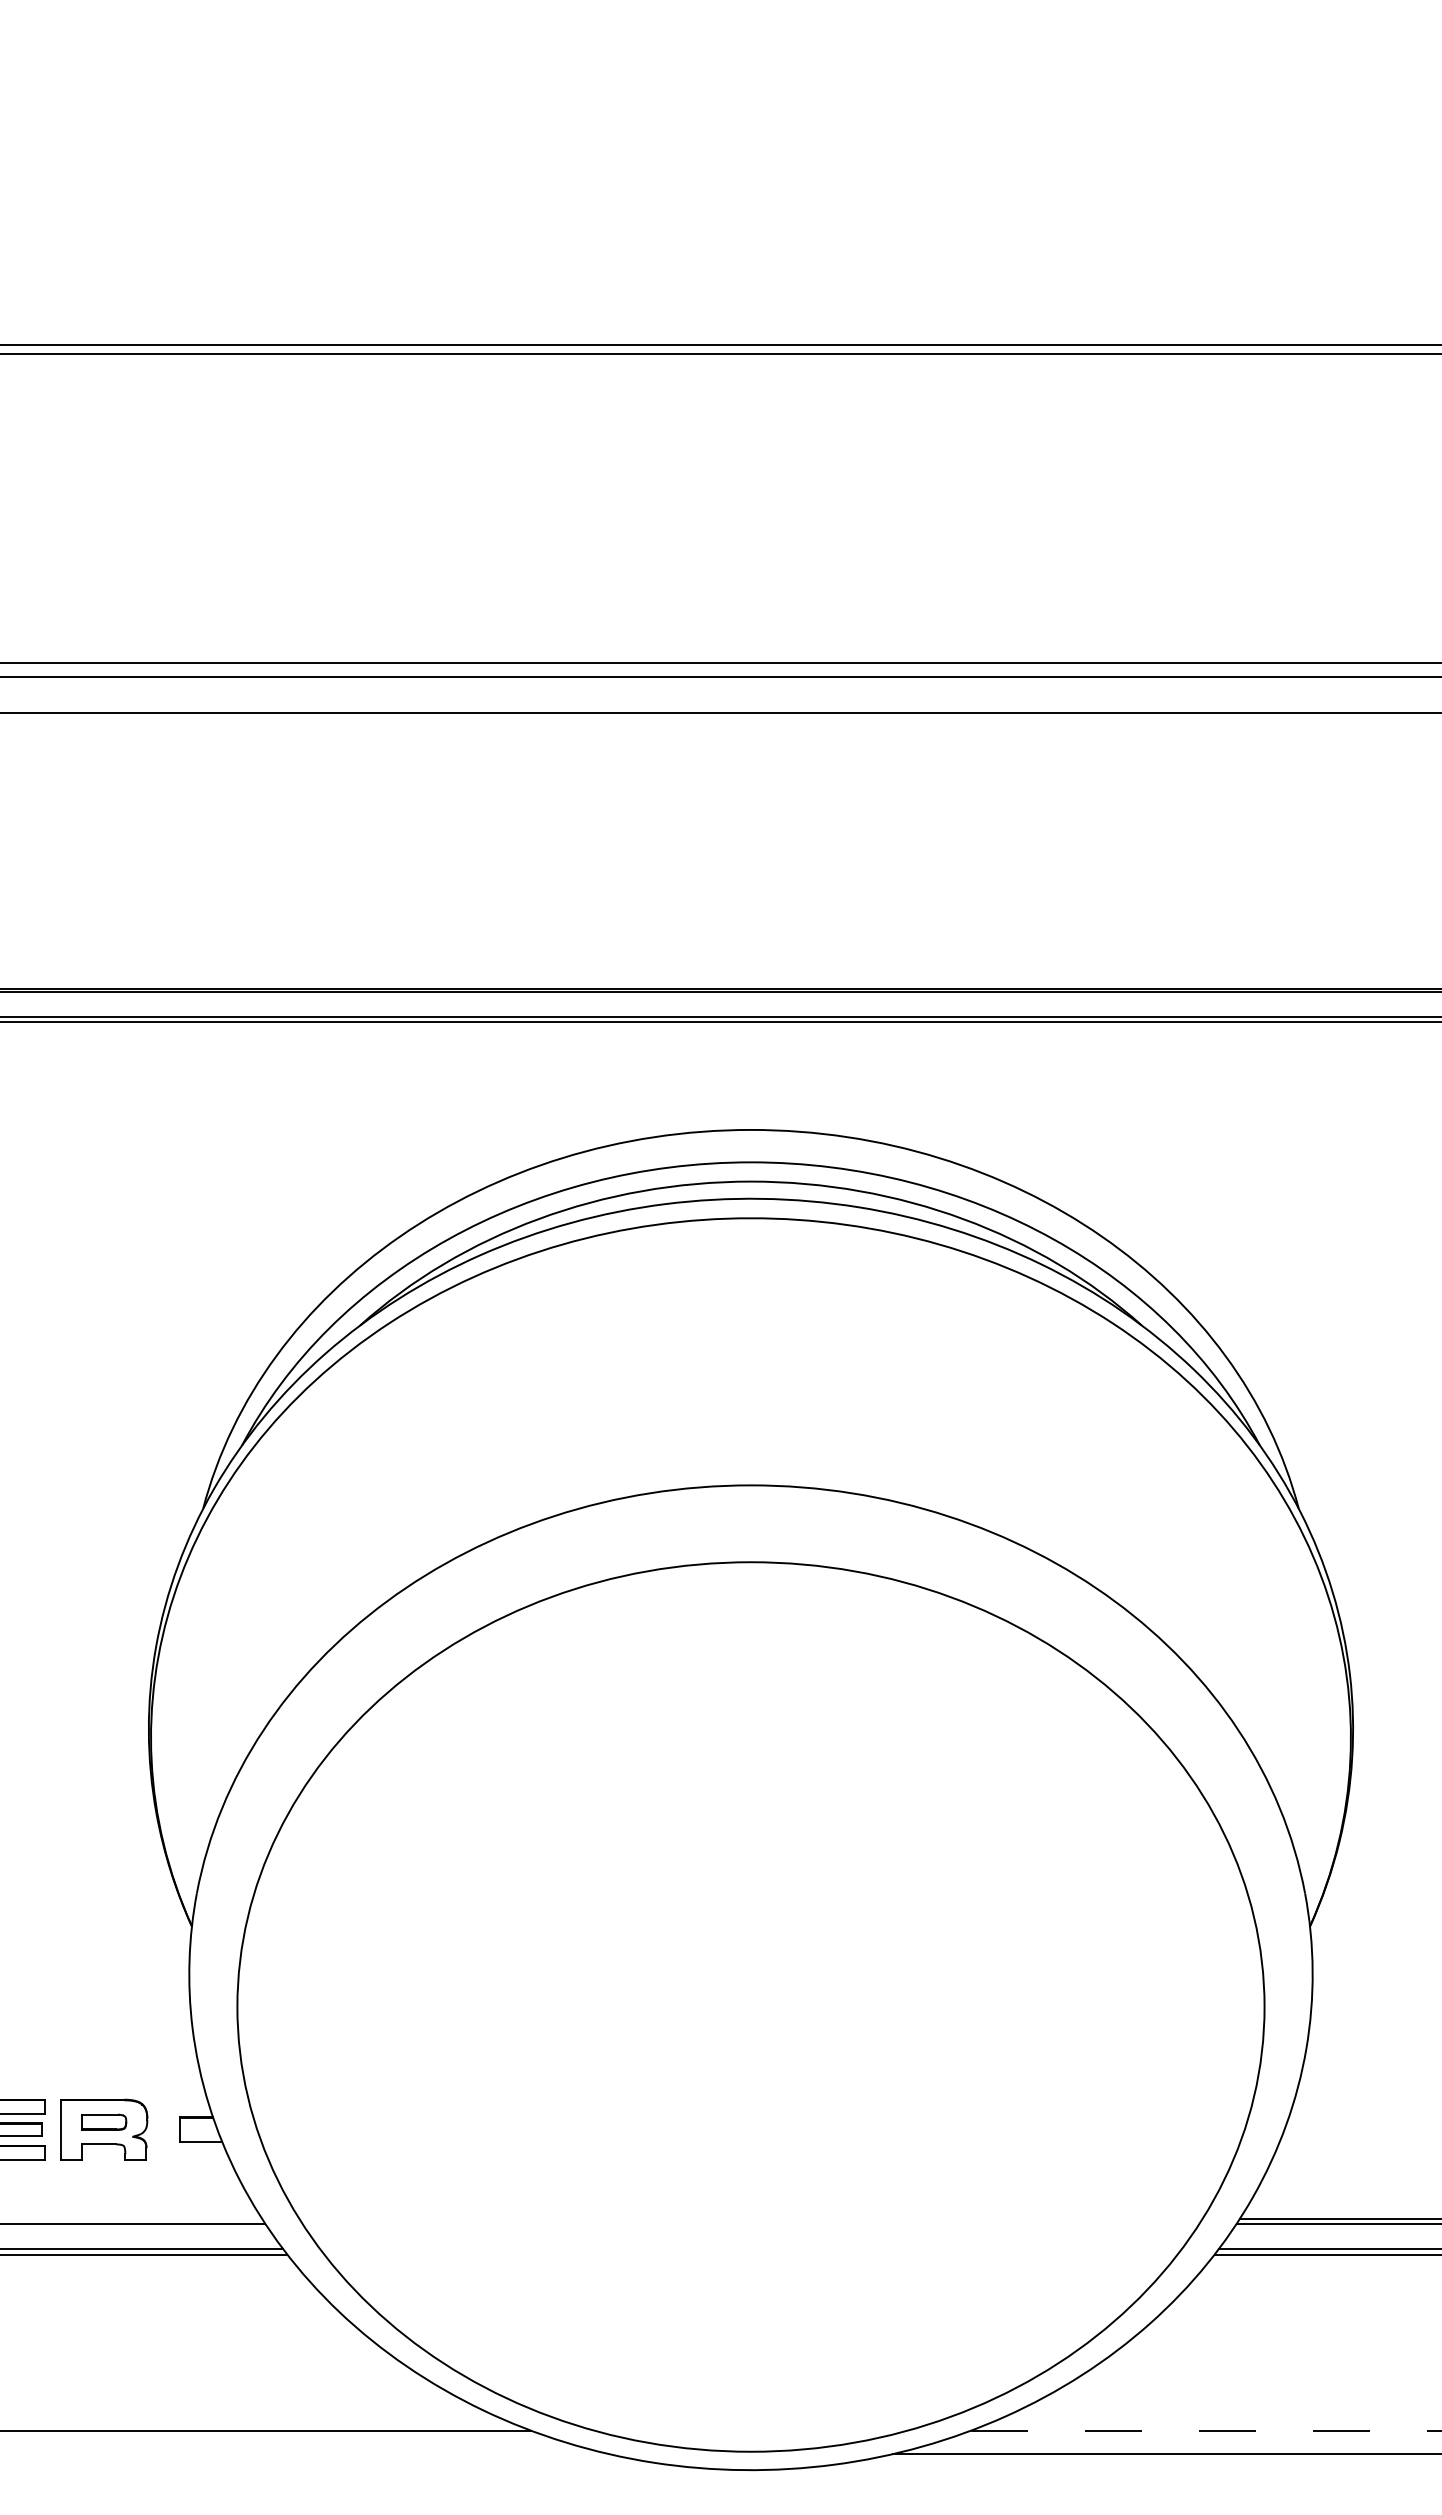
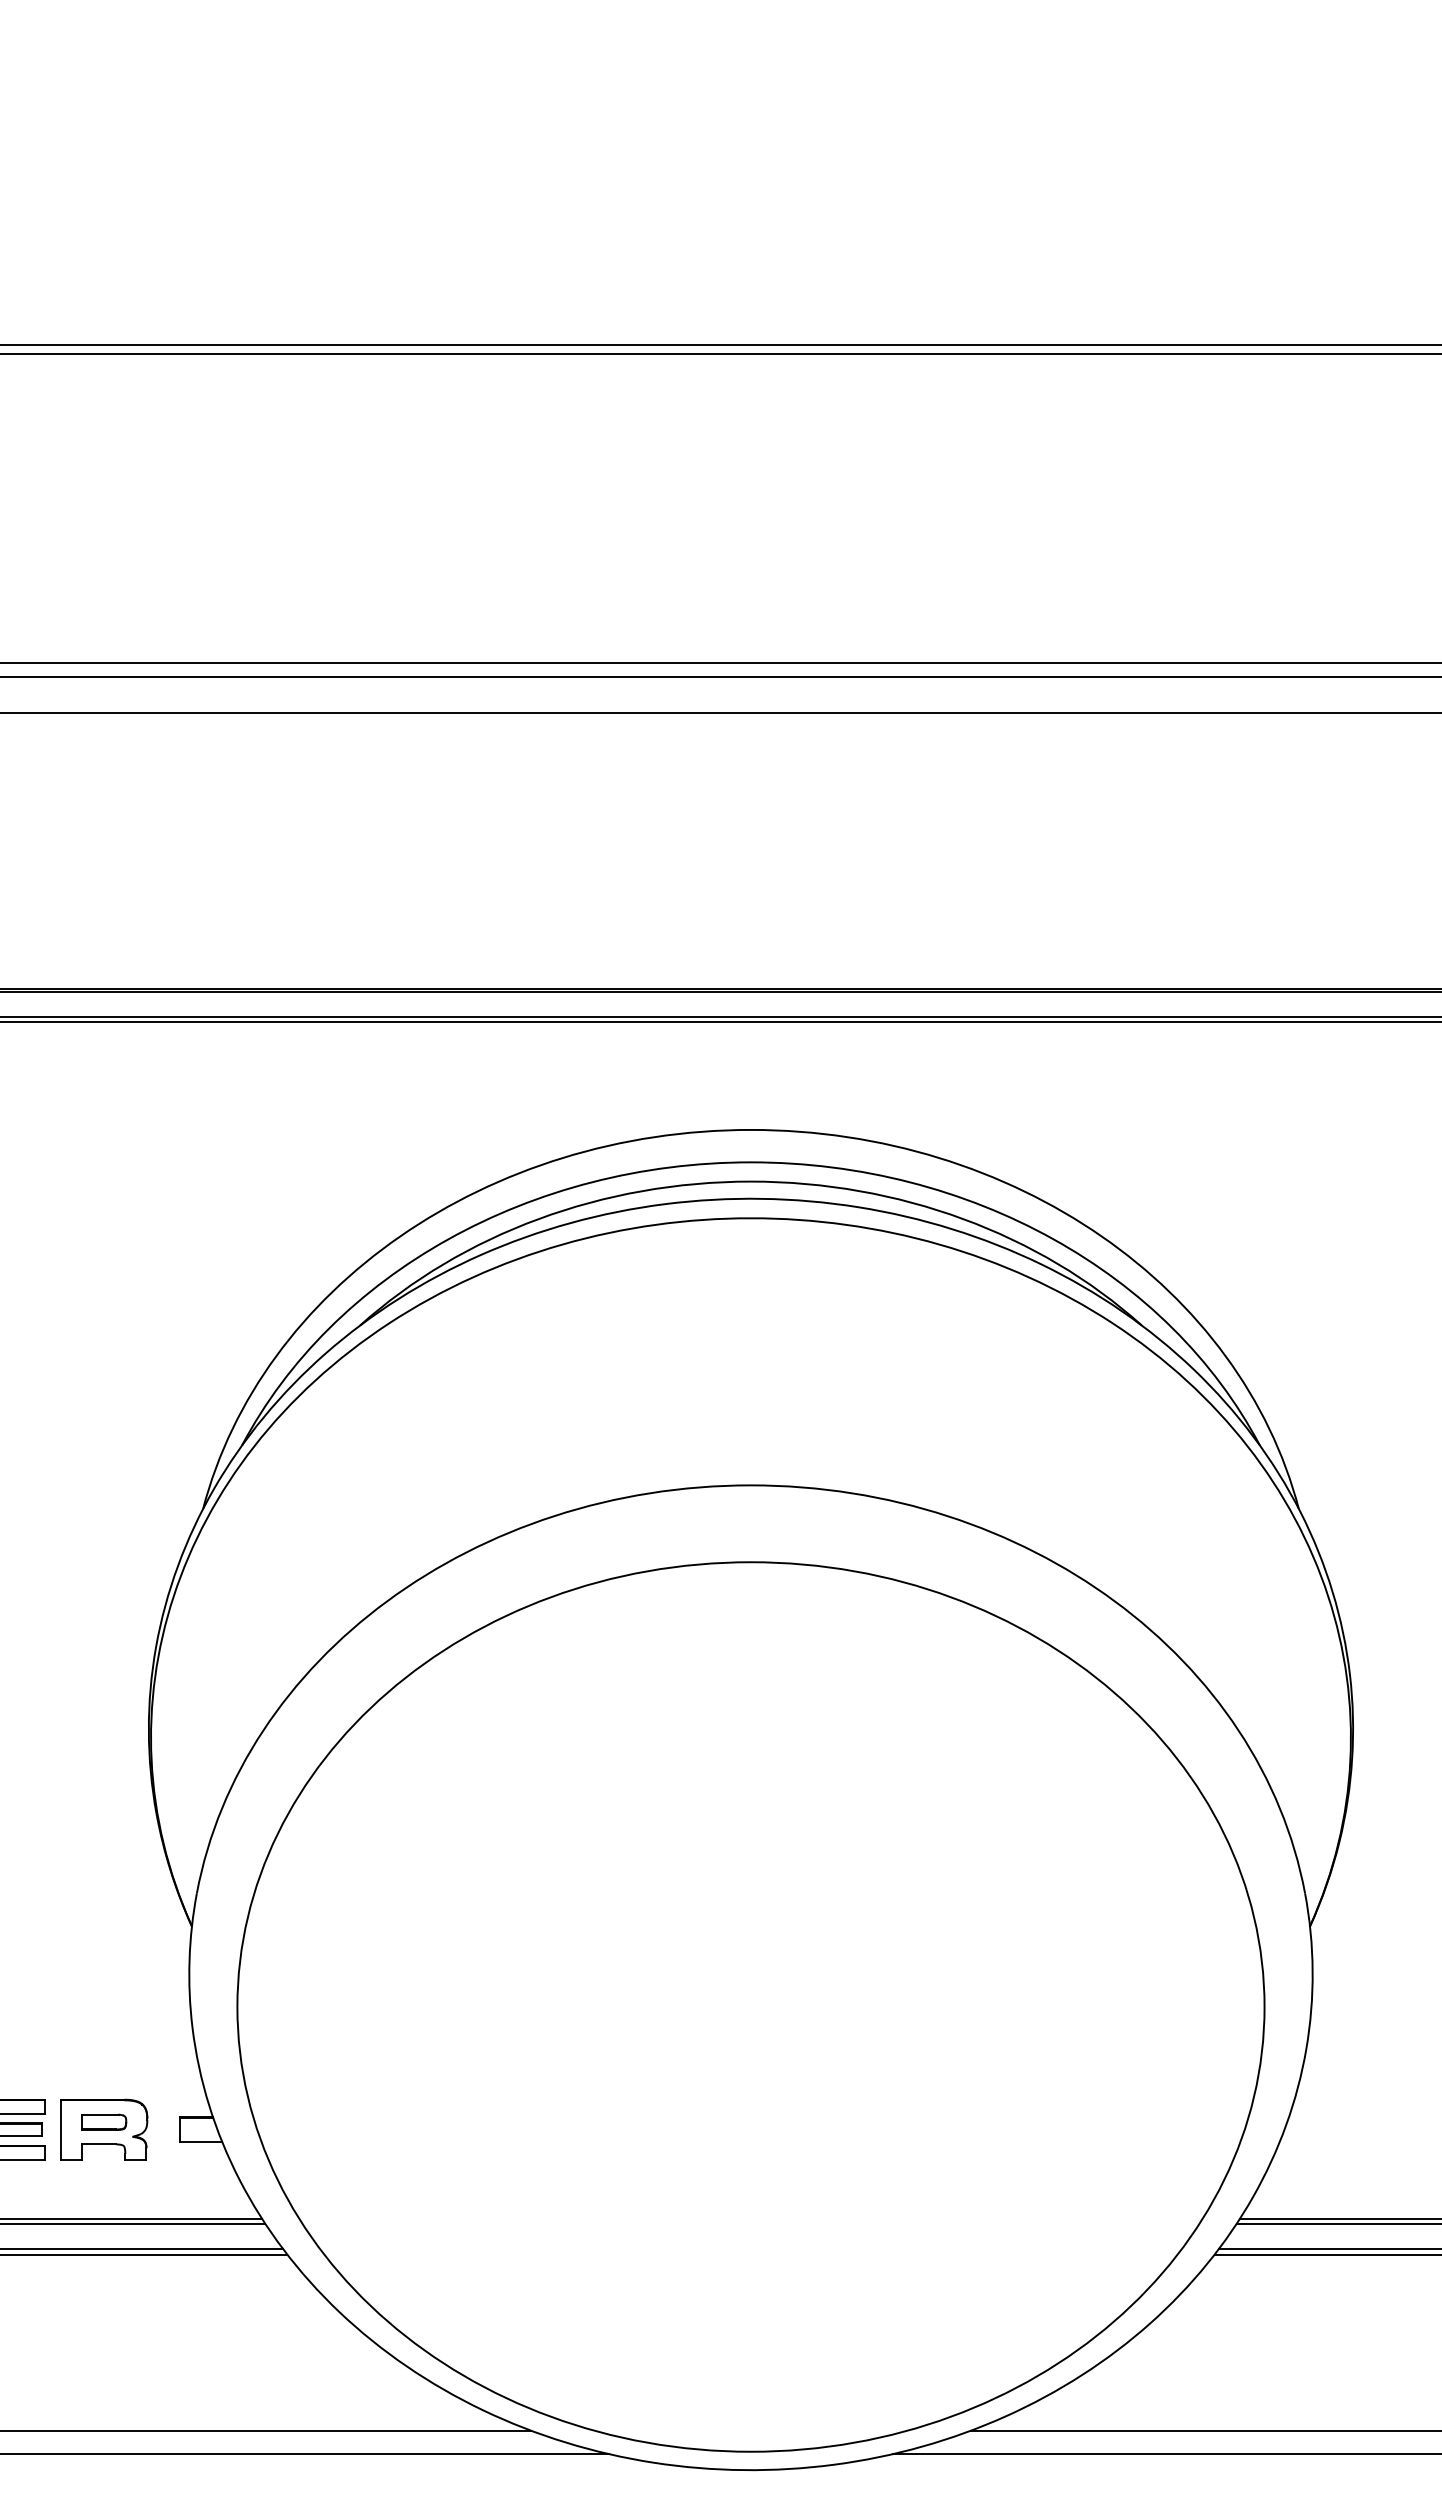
line: none -> present (132, 2218)
line: dashed -> solid (1206, 2430)
line: none -> present (305, 2454)
